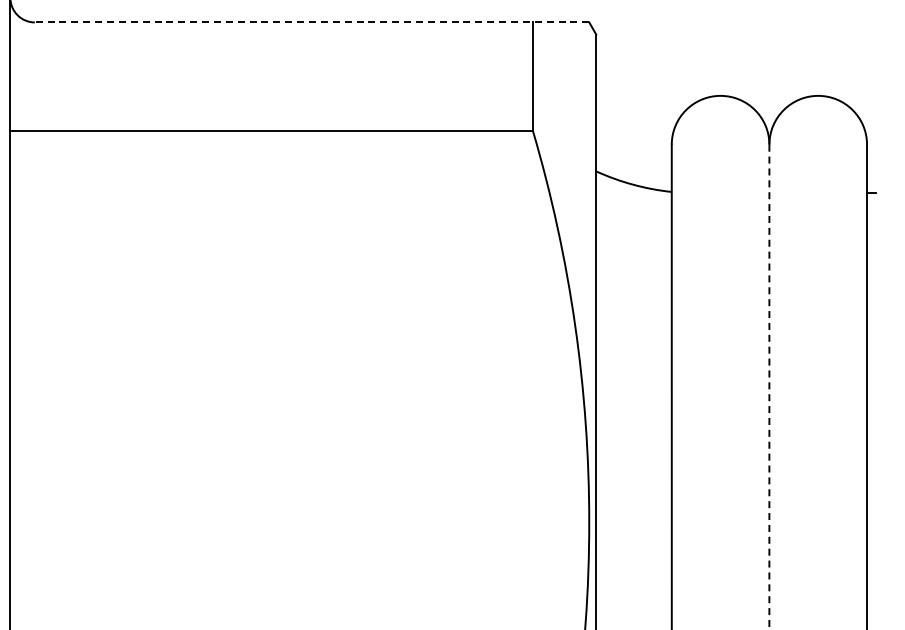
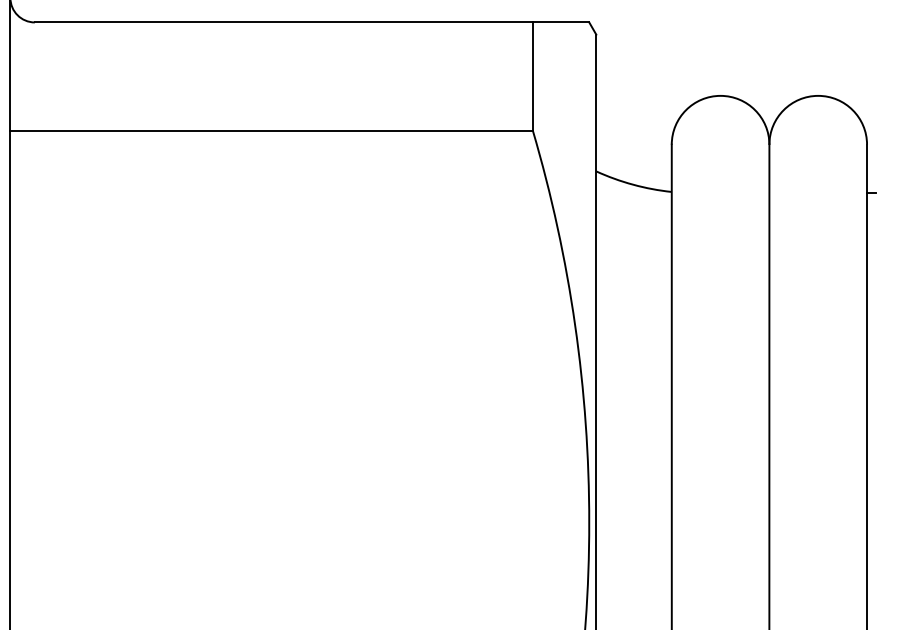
line: dashed -> solid (311, 22)
line: dashed -> solid (769, 387)
